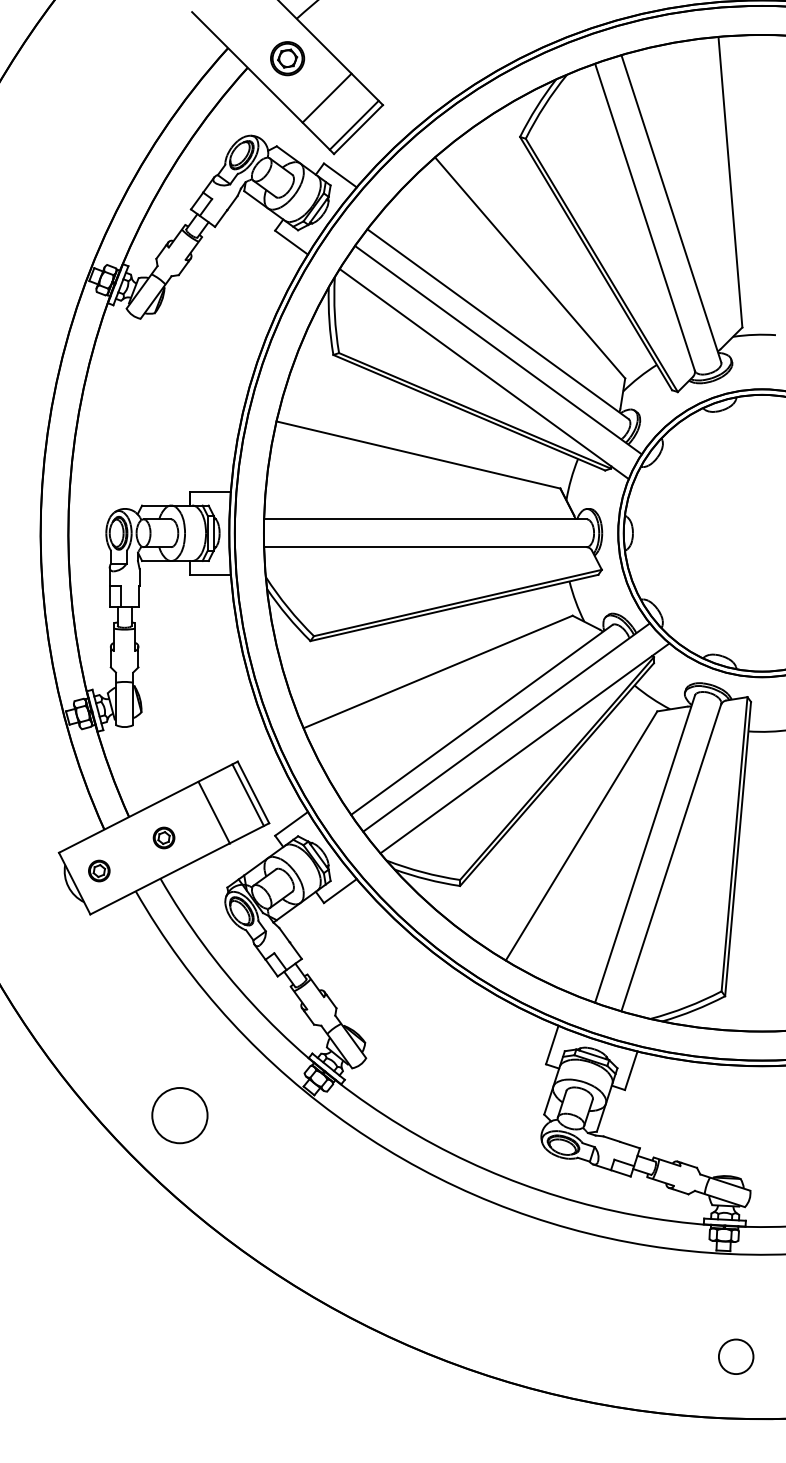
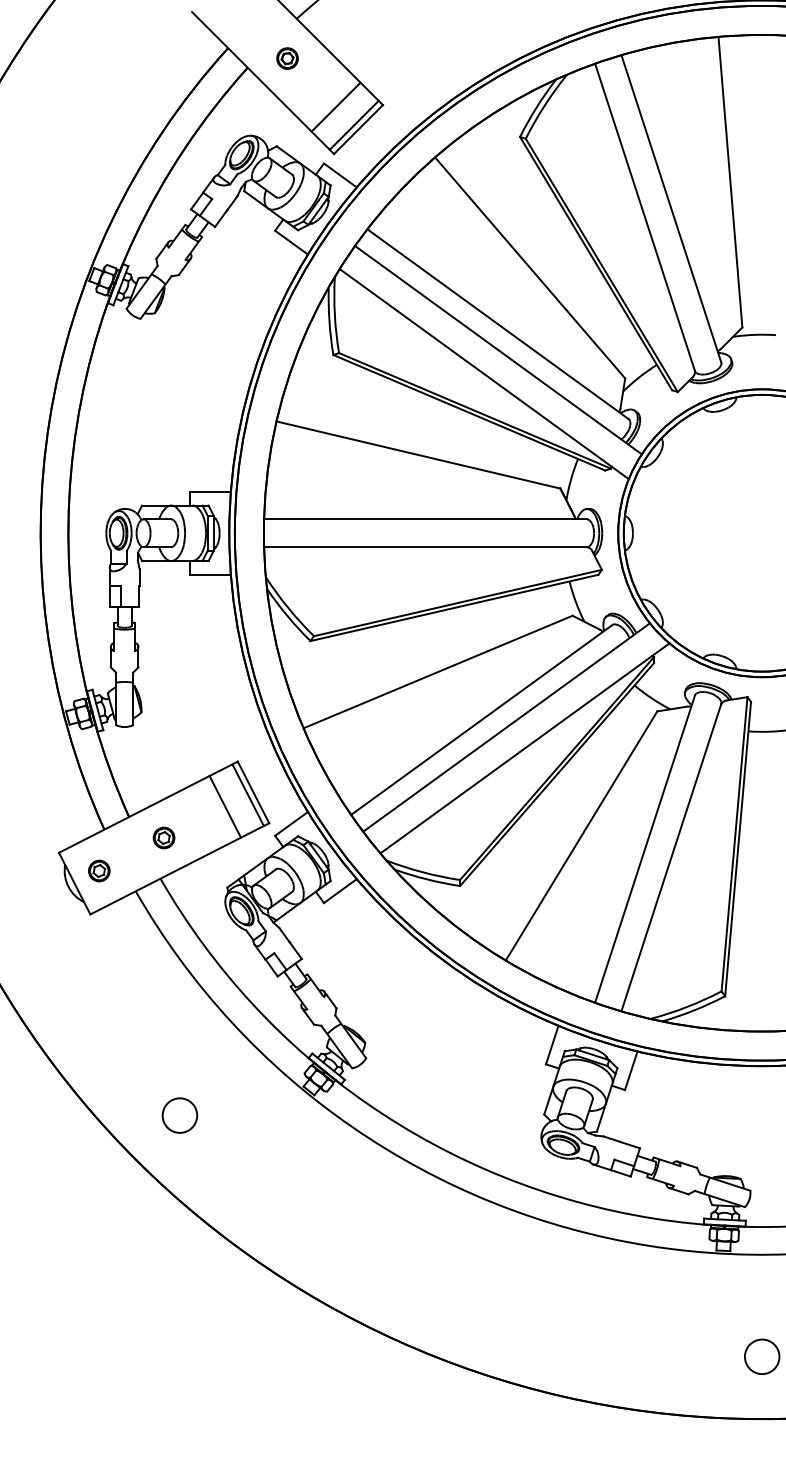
part size: 36x36 px -> 23x23 px (287, 58)
line position: (326, 97) -> (335, 106) (335, 106)
line position: (213, 812) -> (224, 806) (224, 806)
circle diameter: 55 px -> 35 px (179, 1115)
circle position: (736, 1356) -> (762, 1356) (762, 1356)
